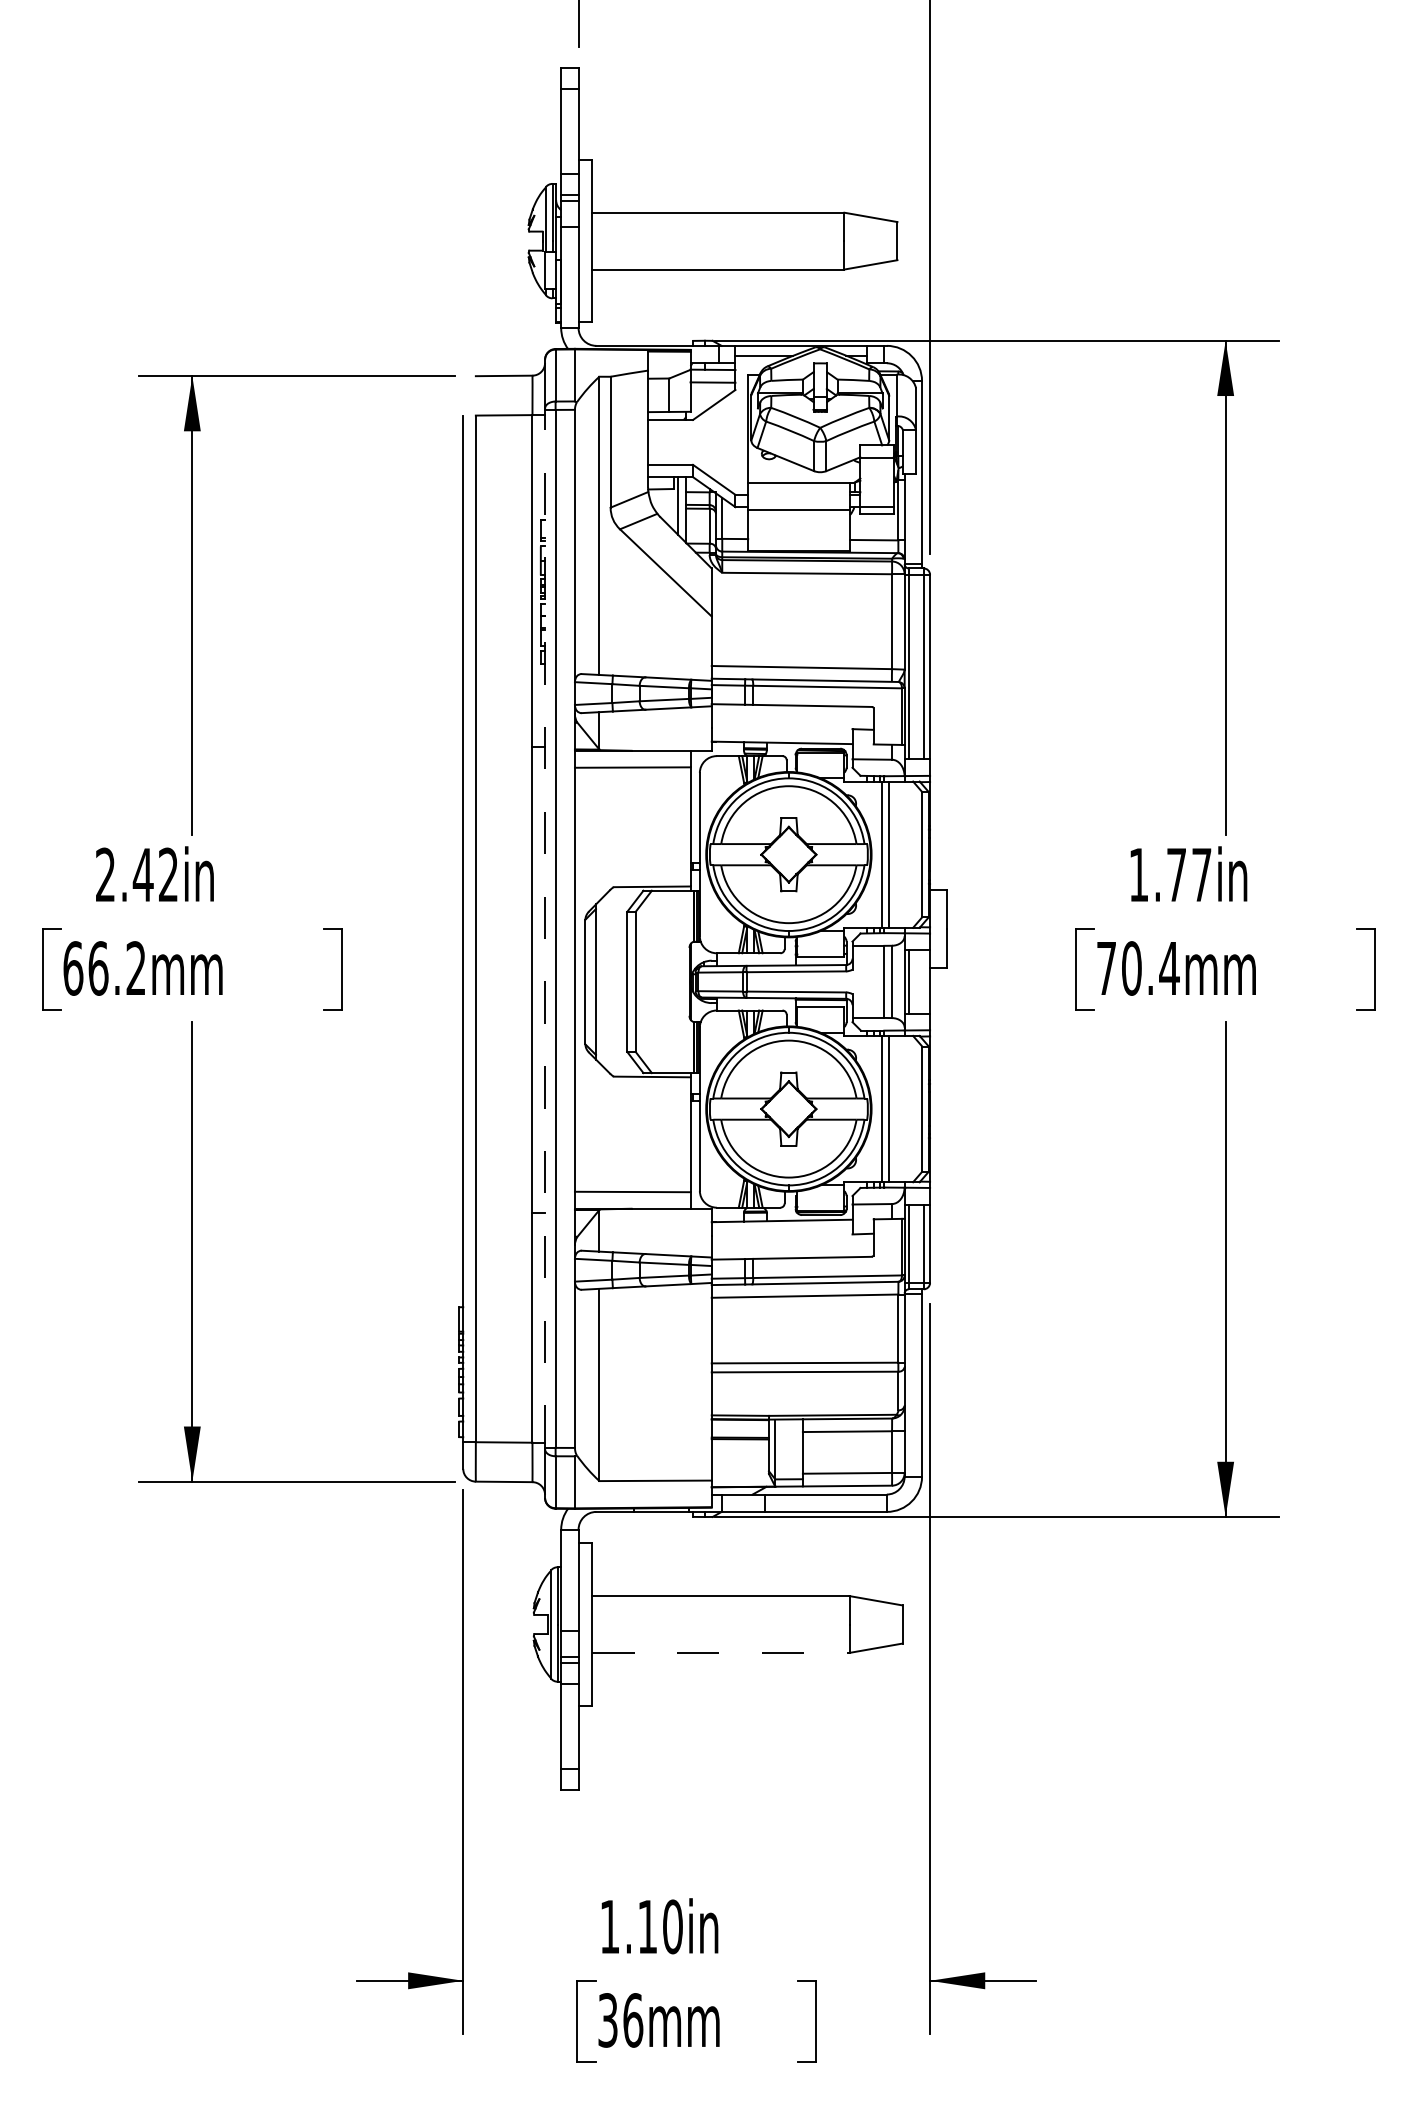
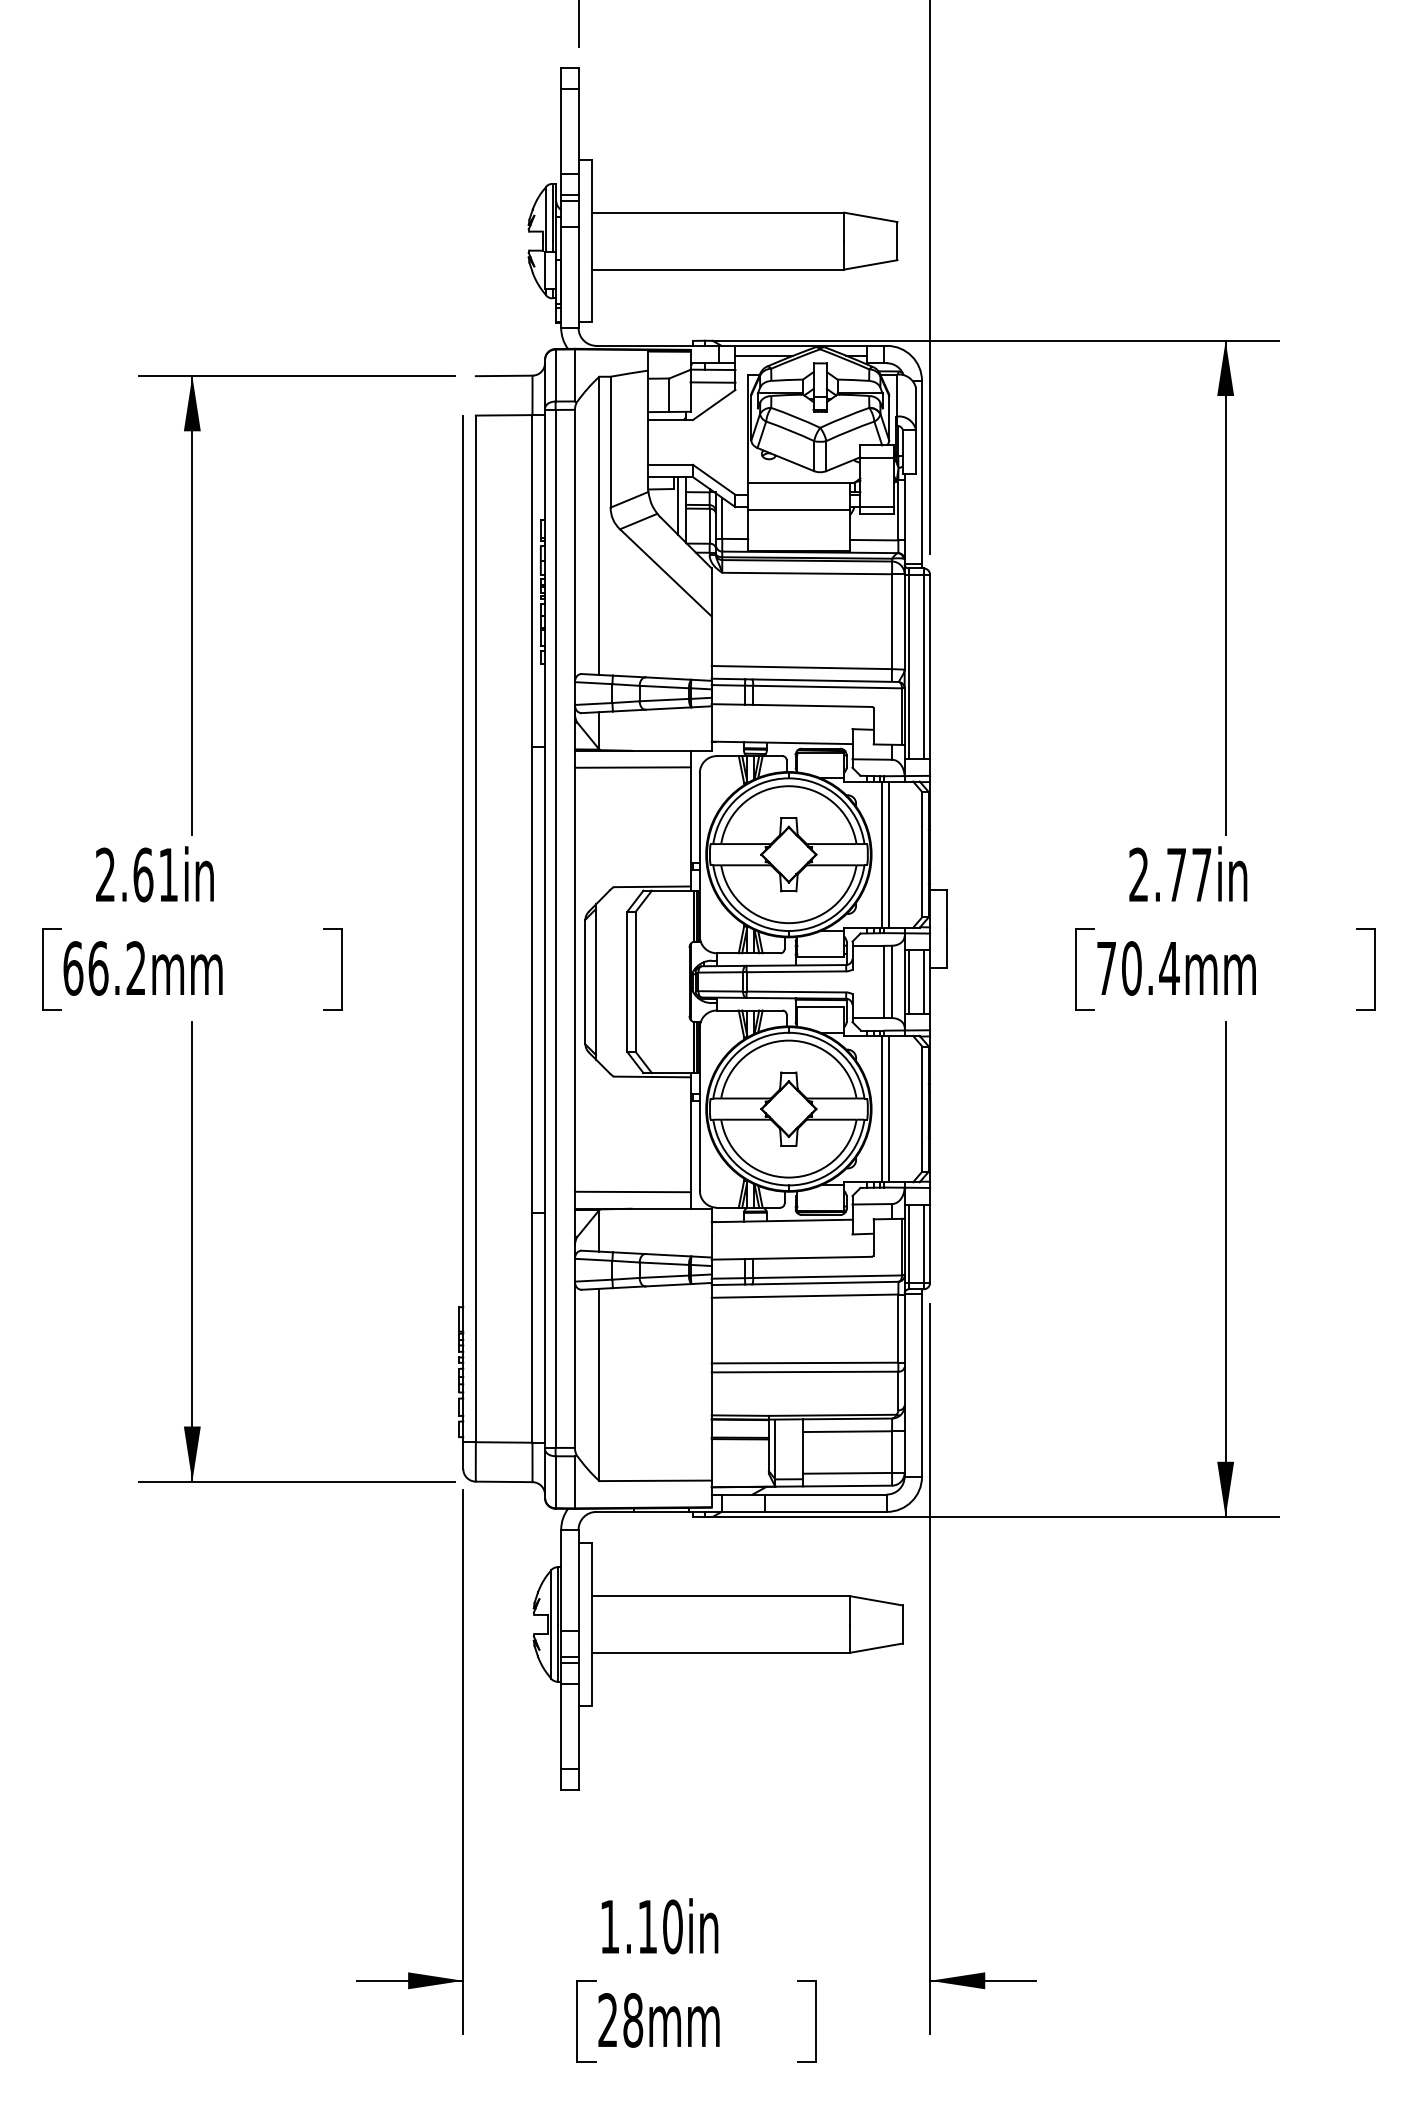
text: 2.42in -> 2.61in (154, 874)
text: 1.77in -> 2.77in (1138, 874)
line: dashed -> solid (545, 928)
line: none -> present (923, 981)
line: dashed -> solid (720, 1652)
text: 36mm -> 28mm (620, 2020)
